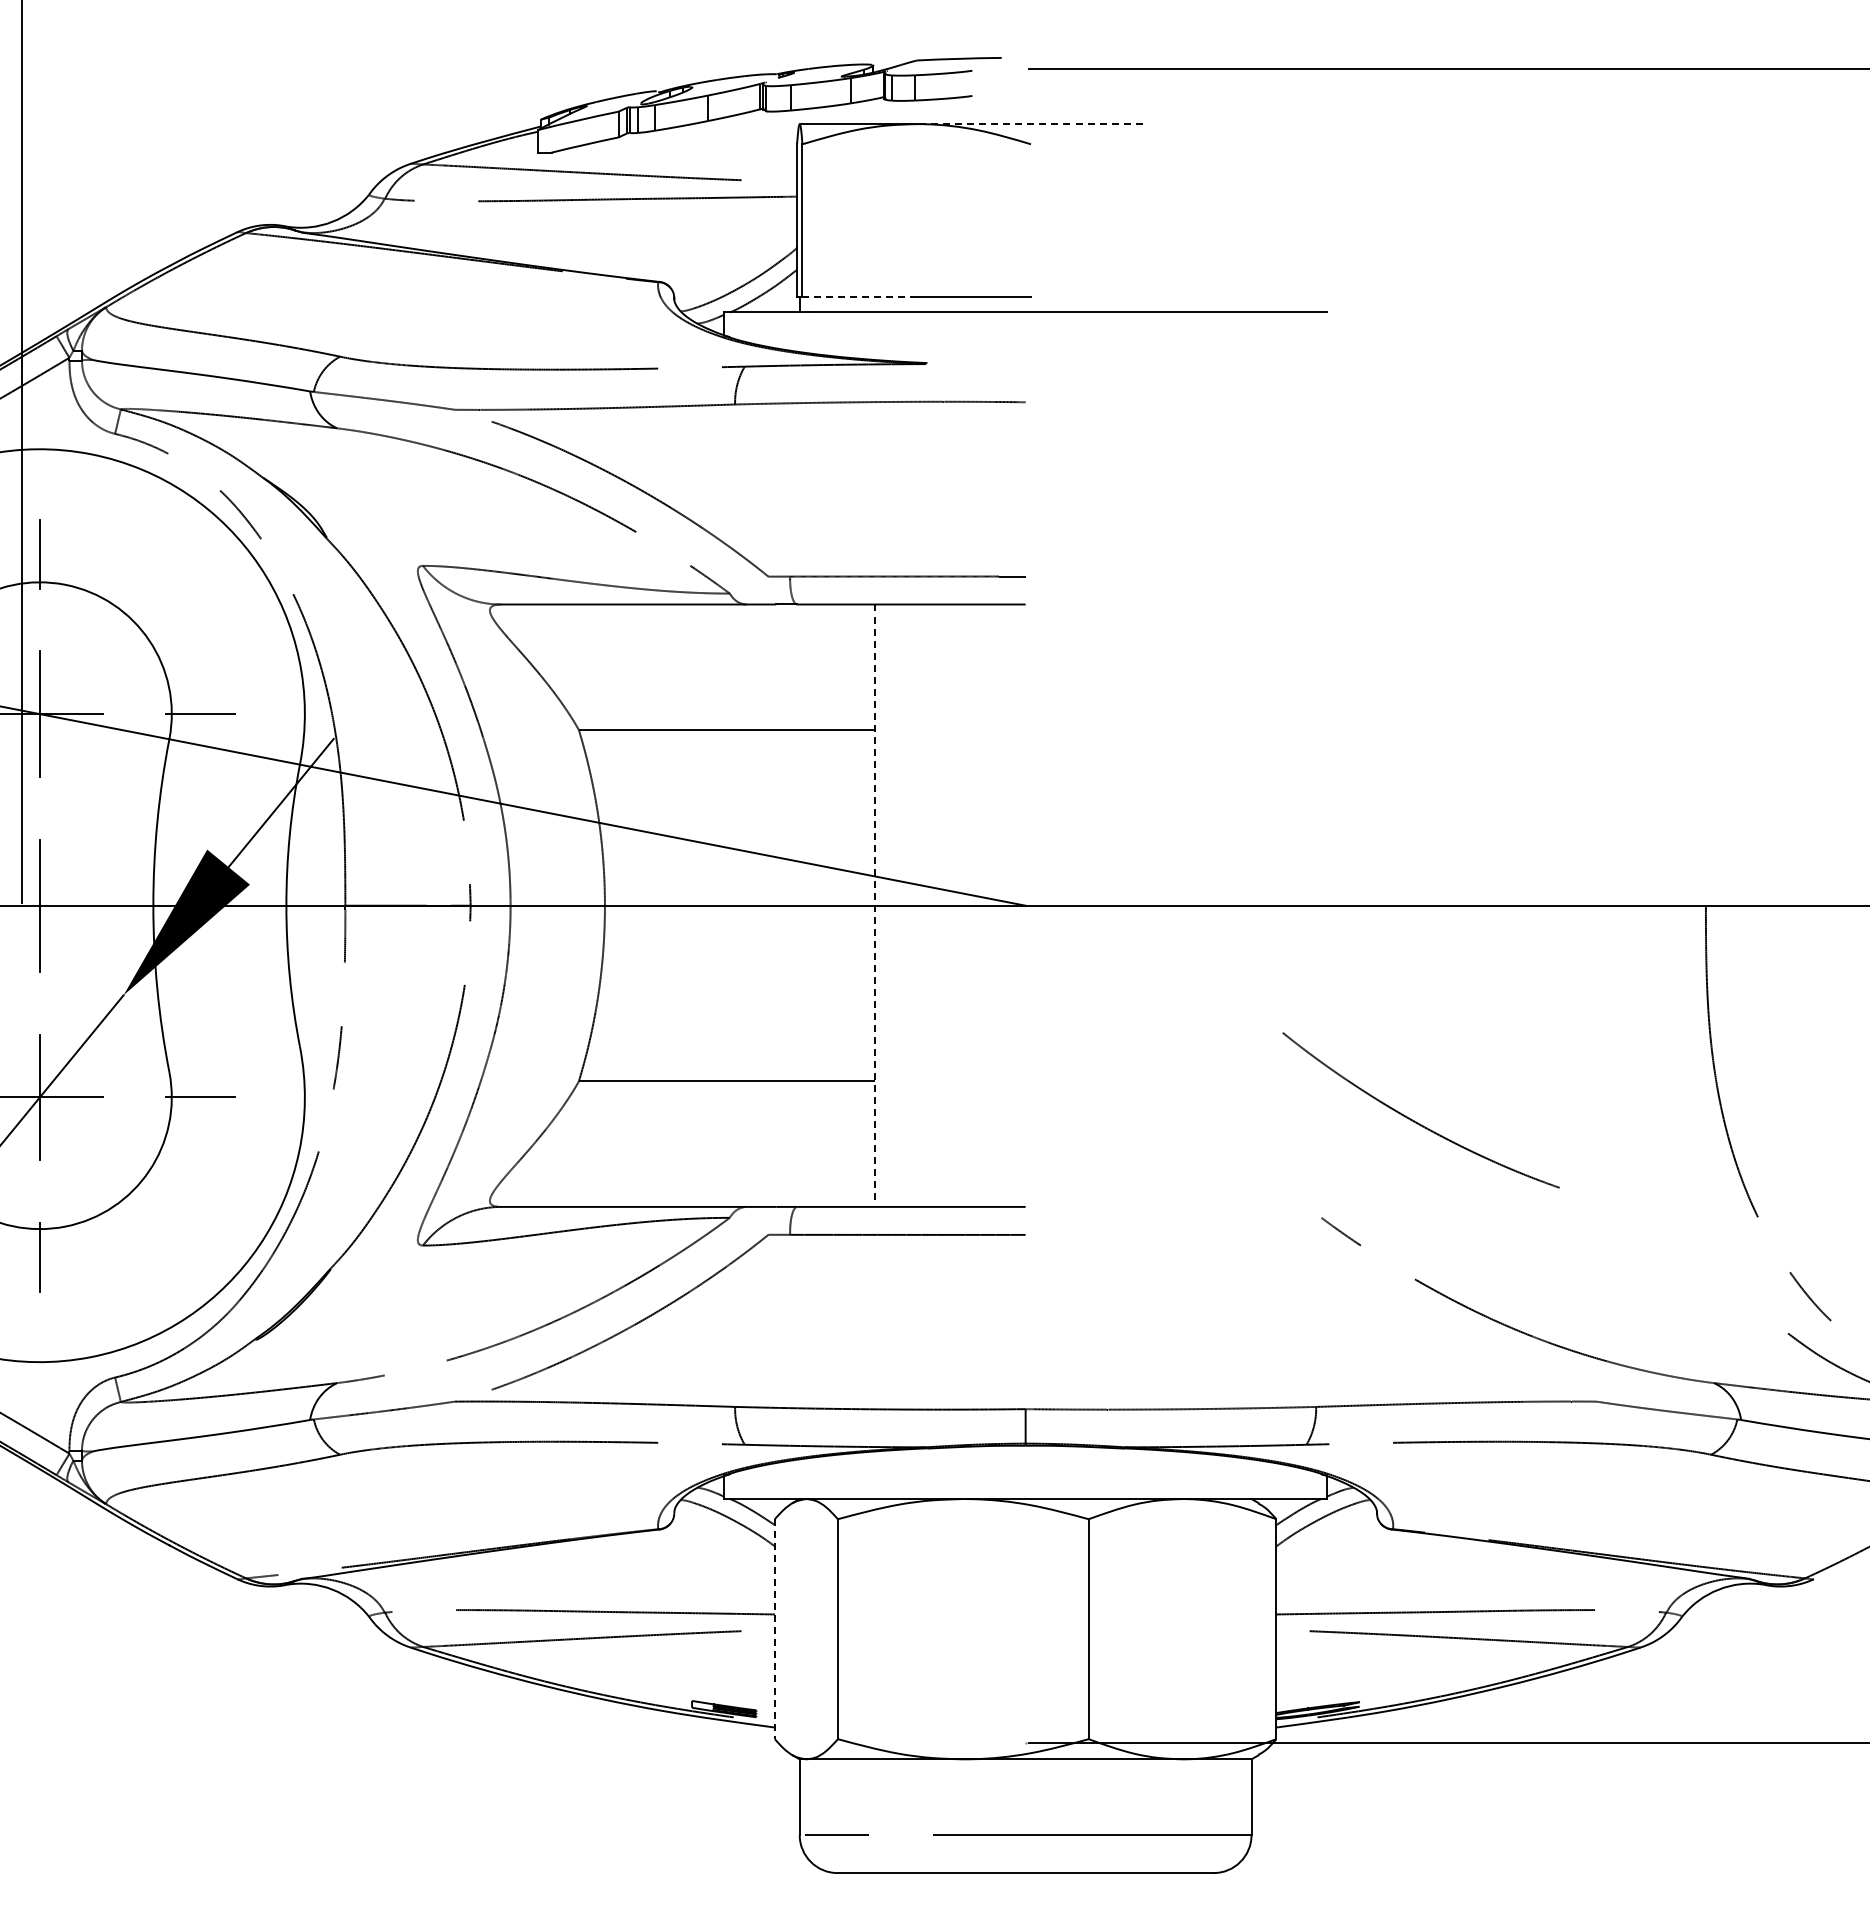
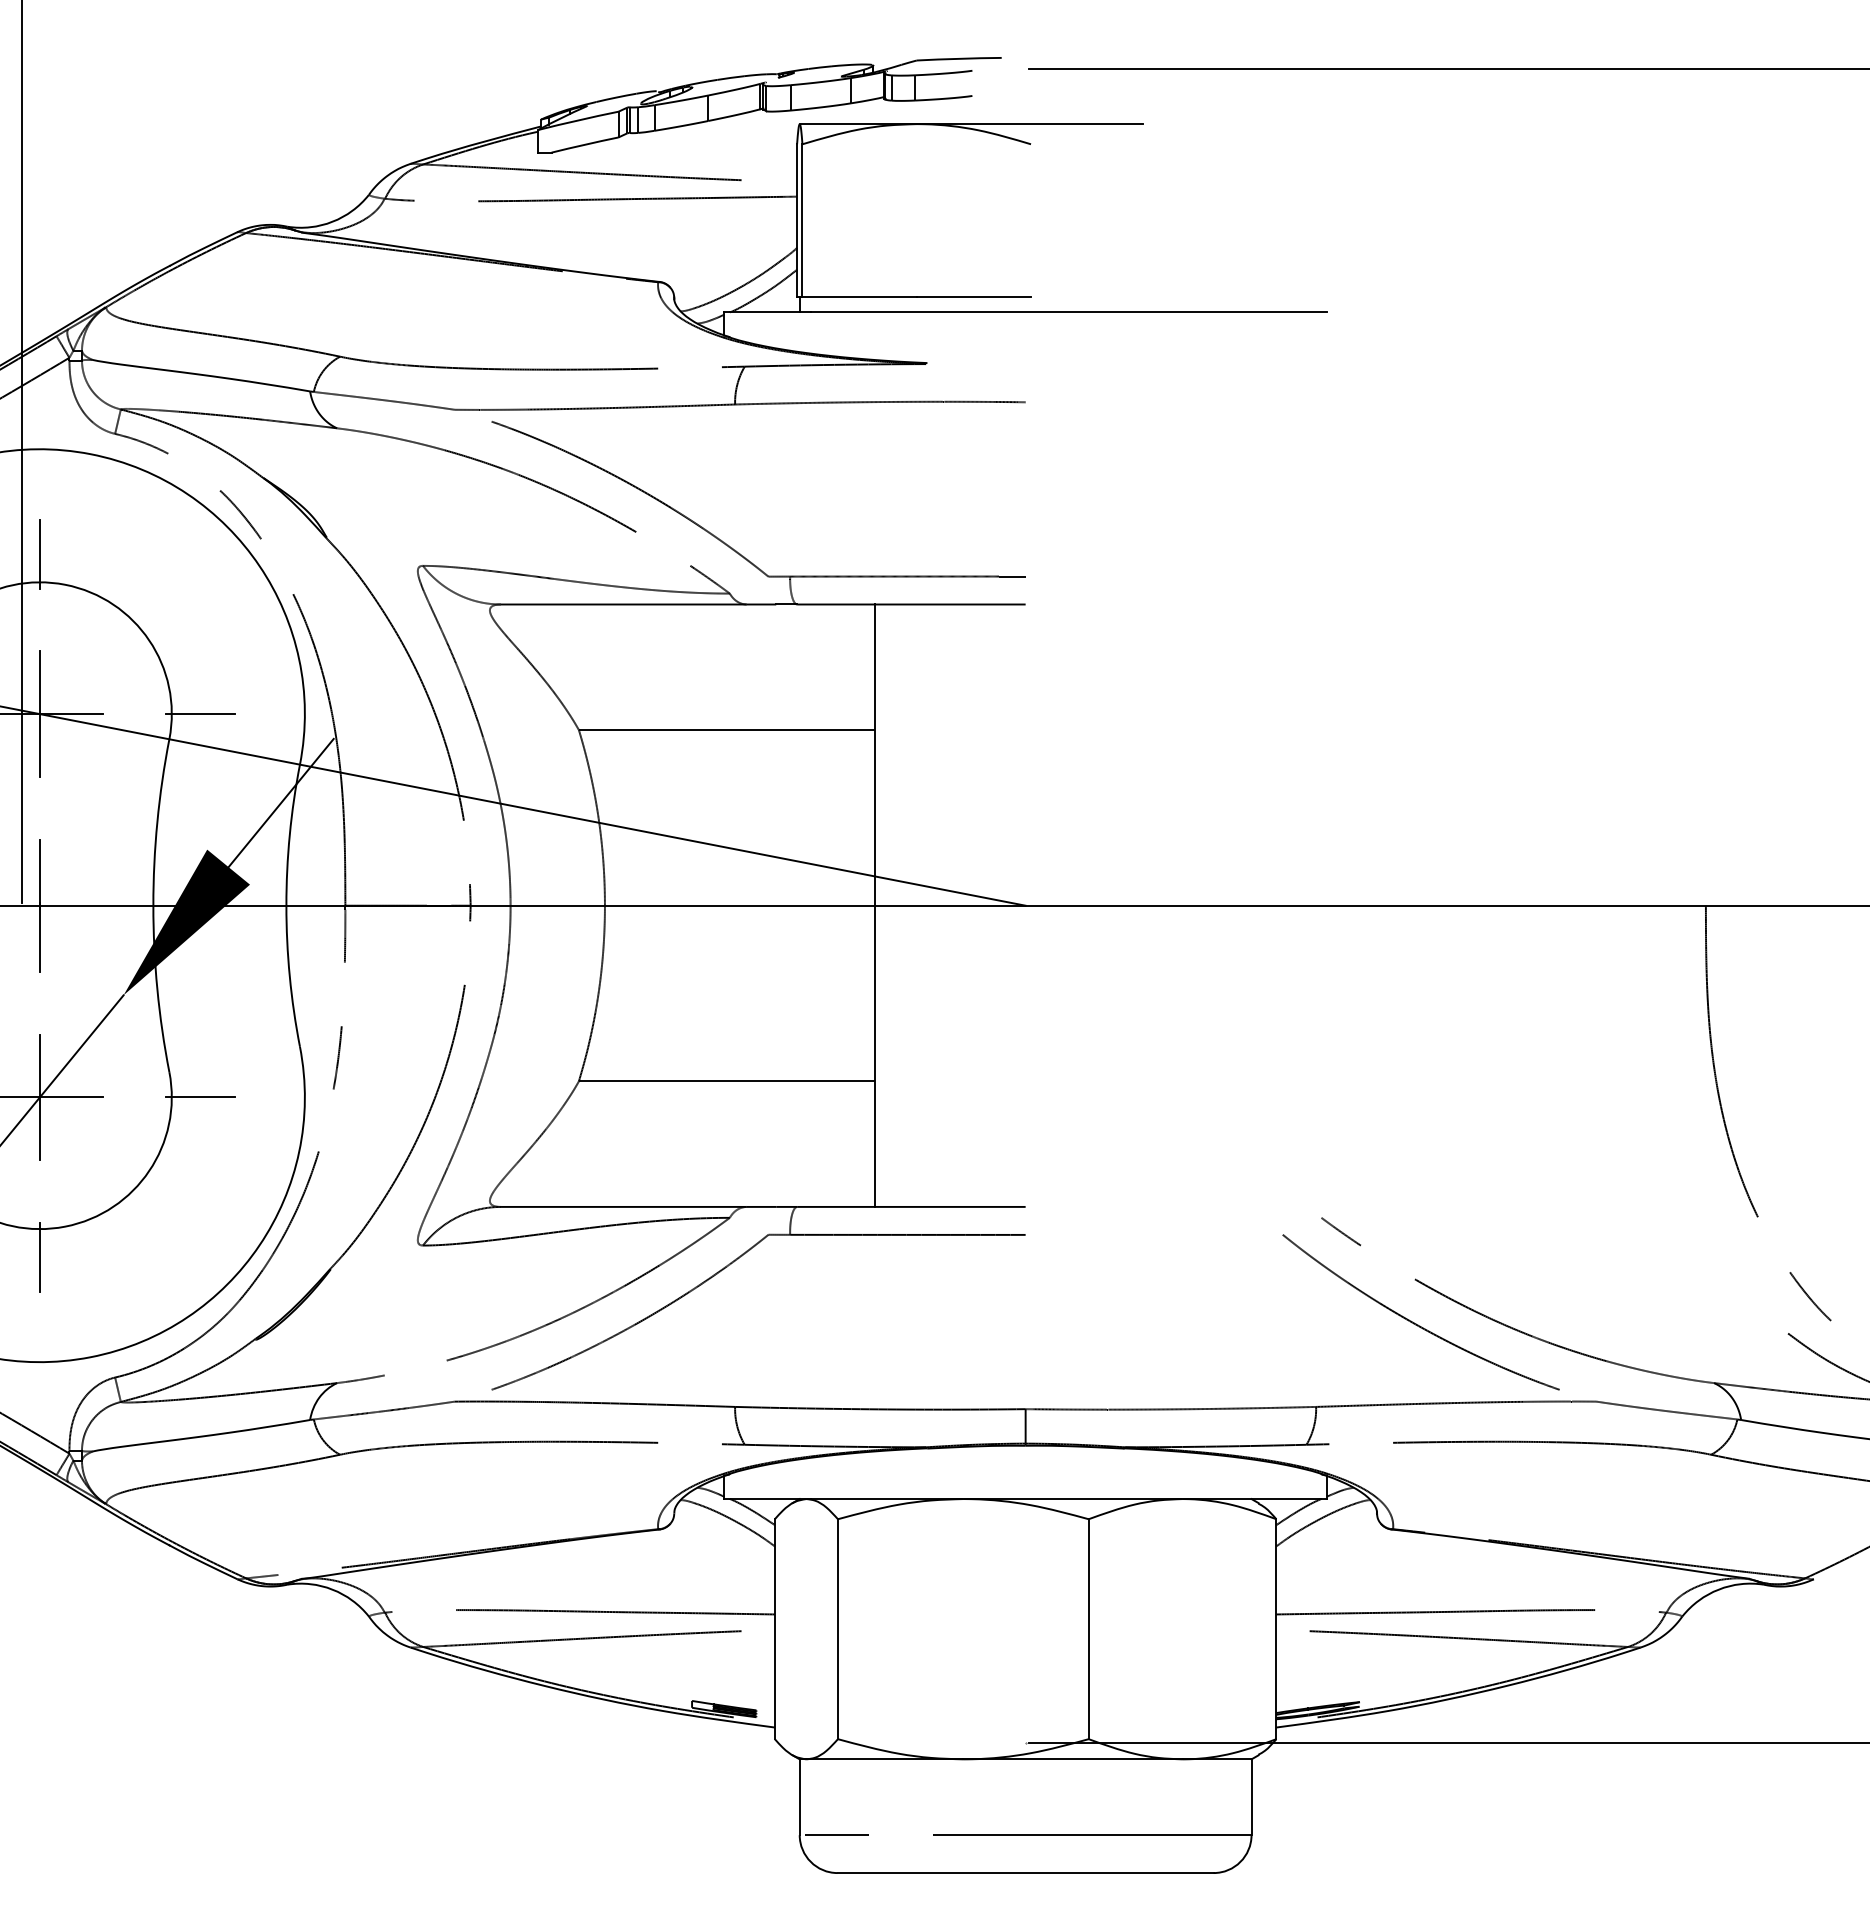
line: dashed -> solid (1029, 124)
line: dashed -> solid (859, 297)
line: dashed -> solid (875, 906)
curve position: (1414, 1120) -> (1414, 1322) (1414, 1322)
line: dashed -> solid (774, 1629)
